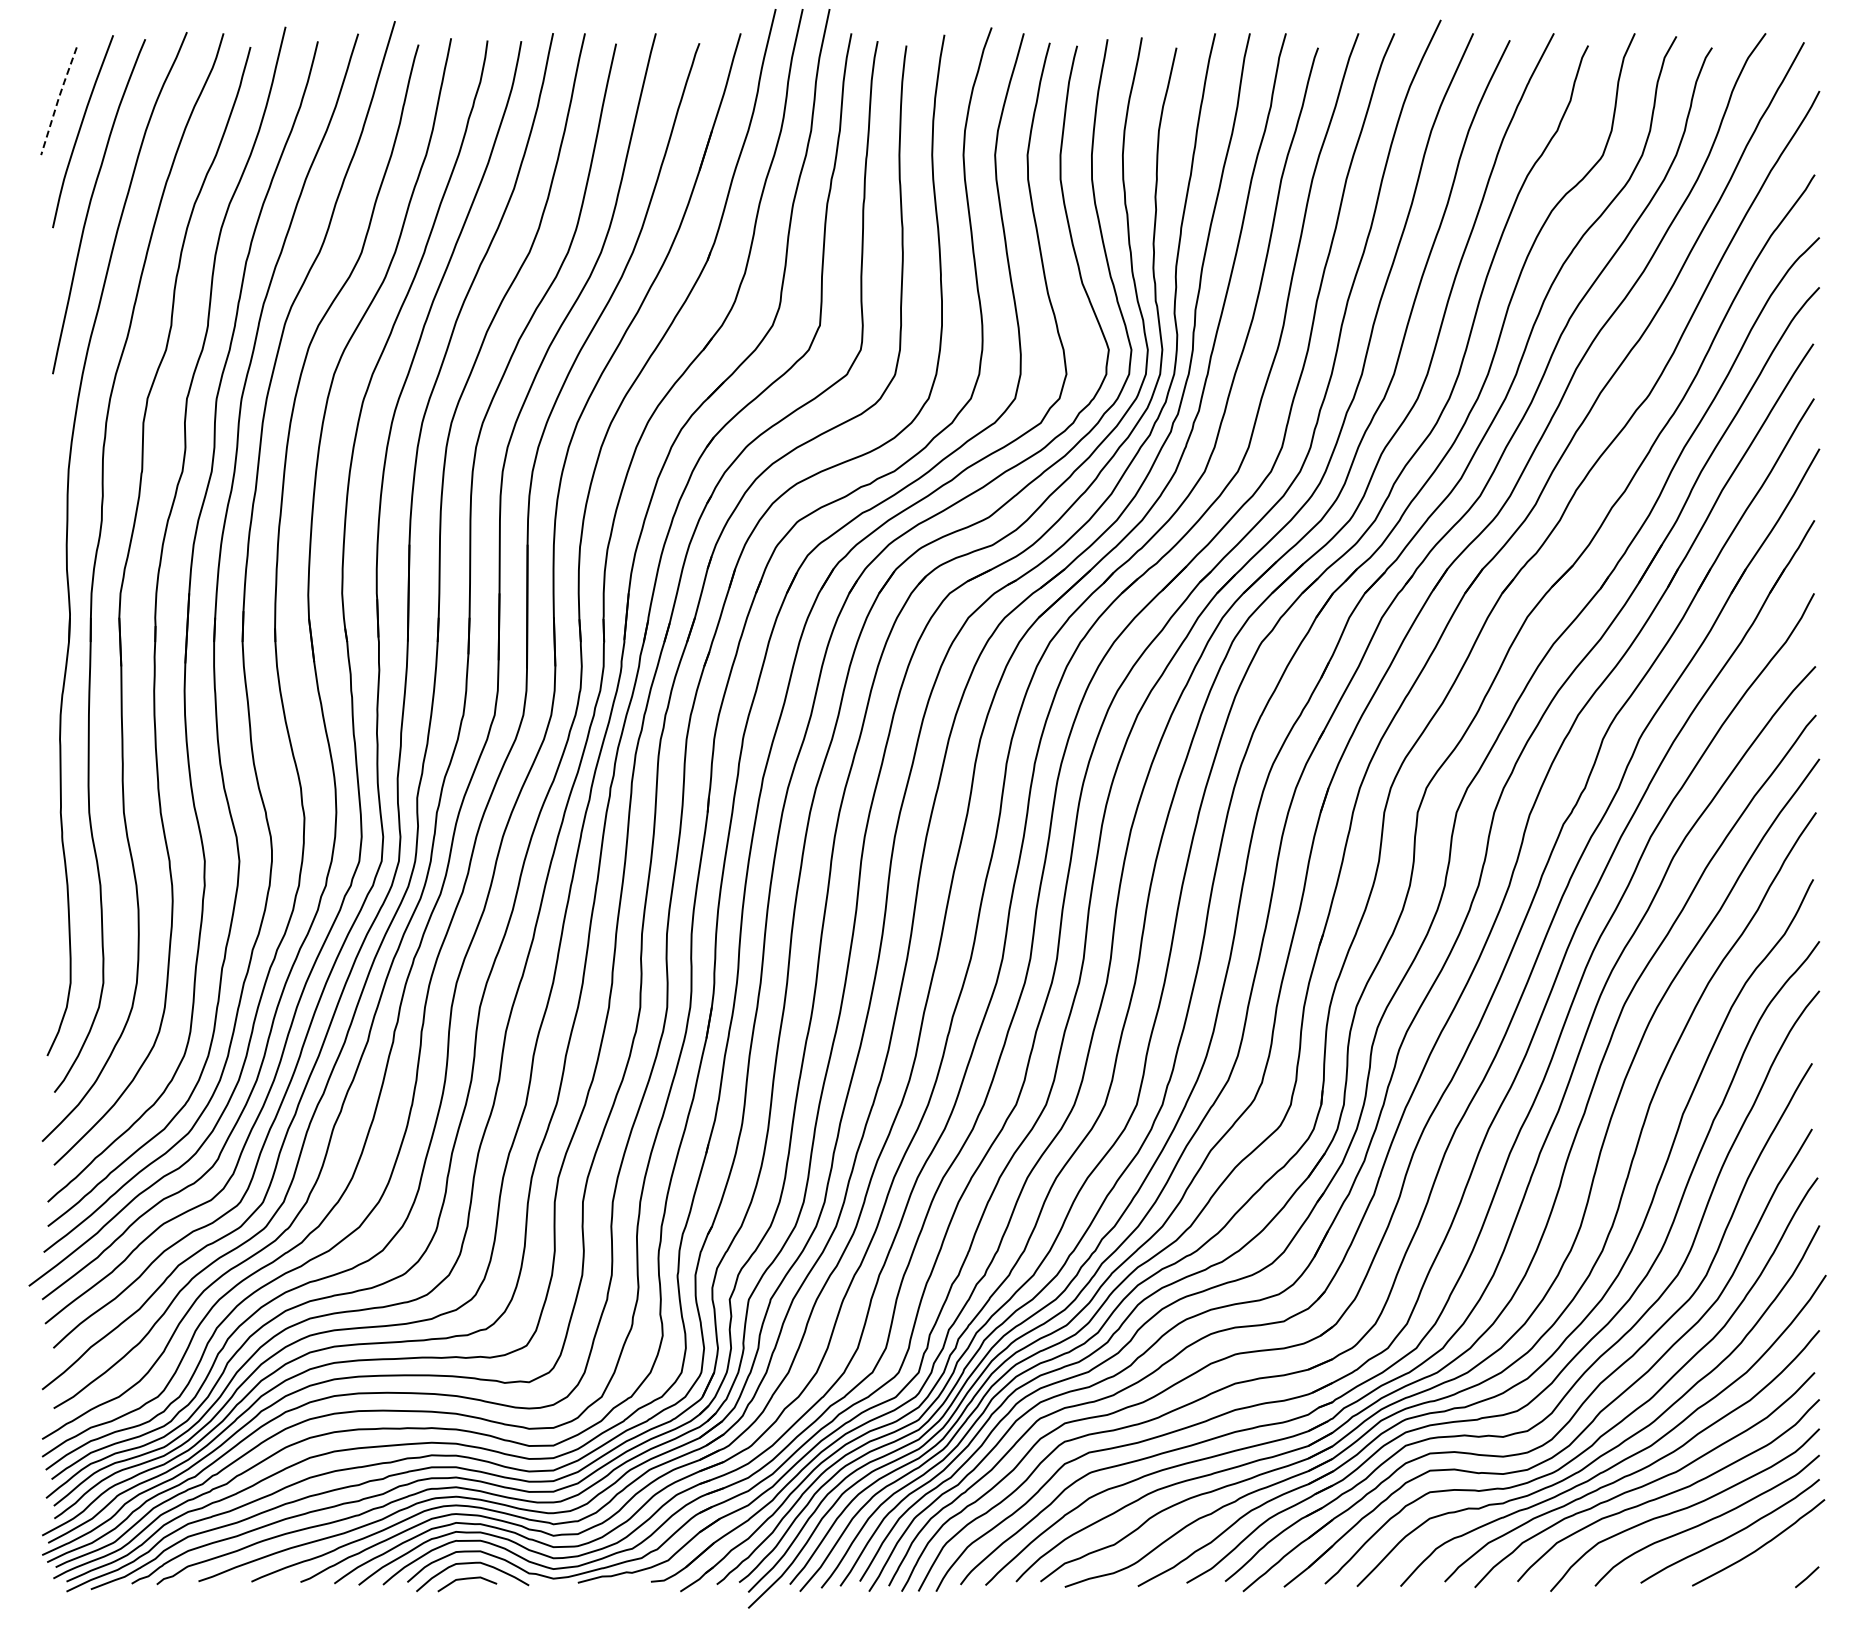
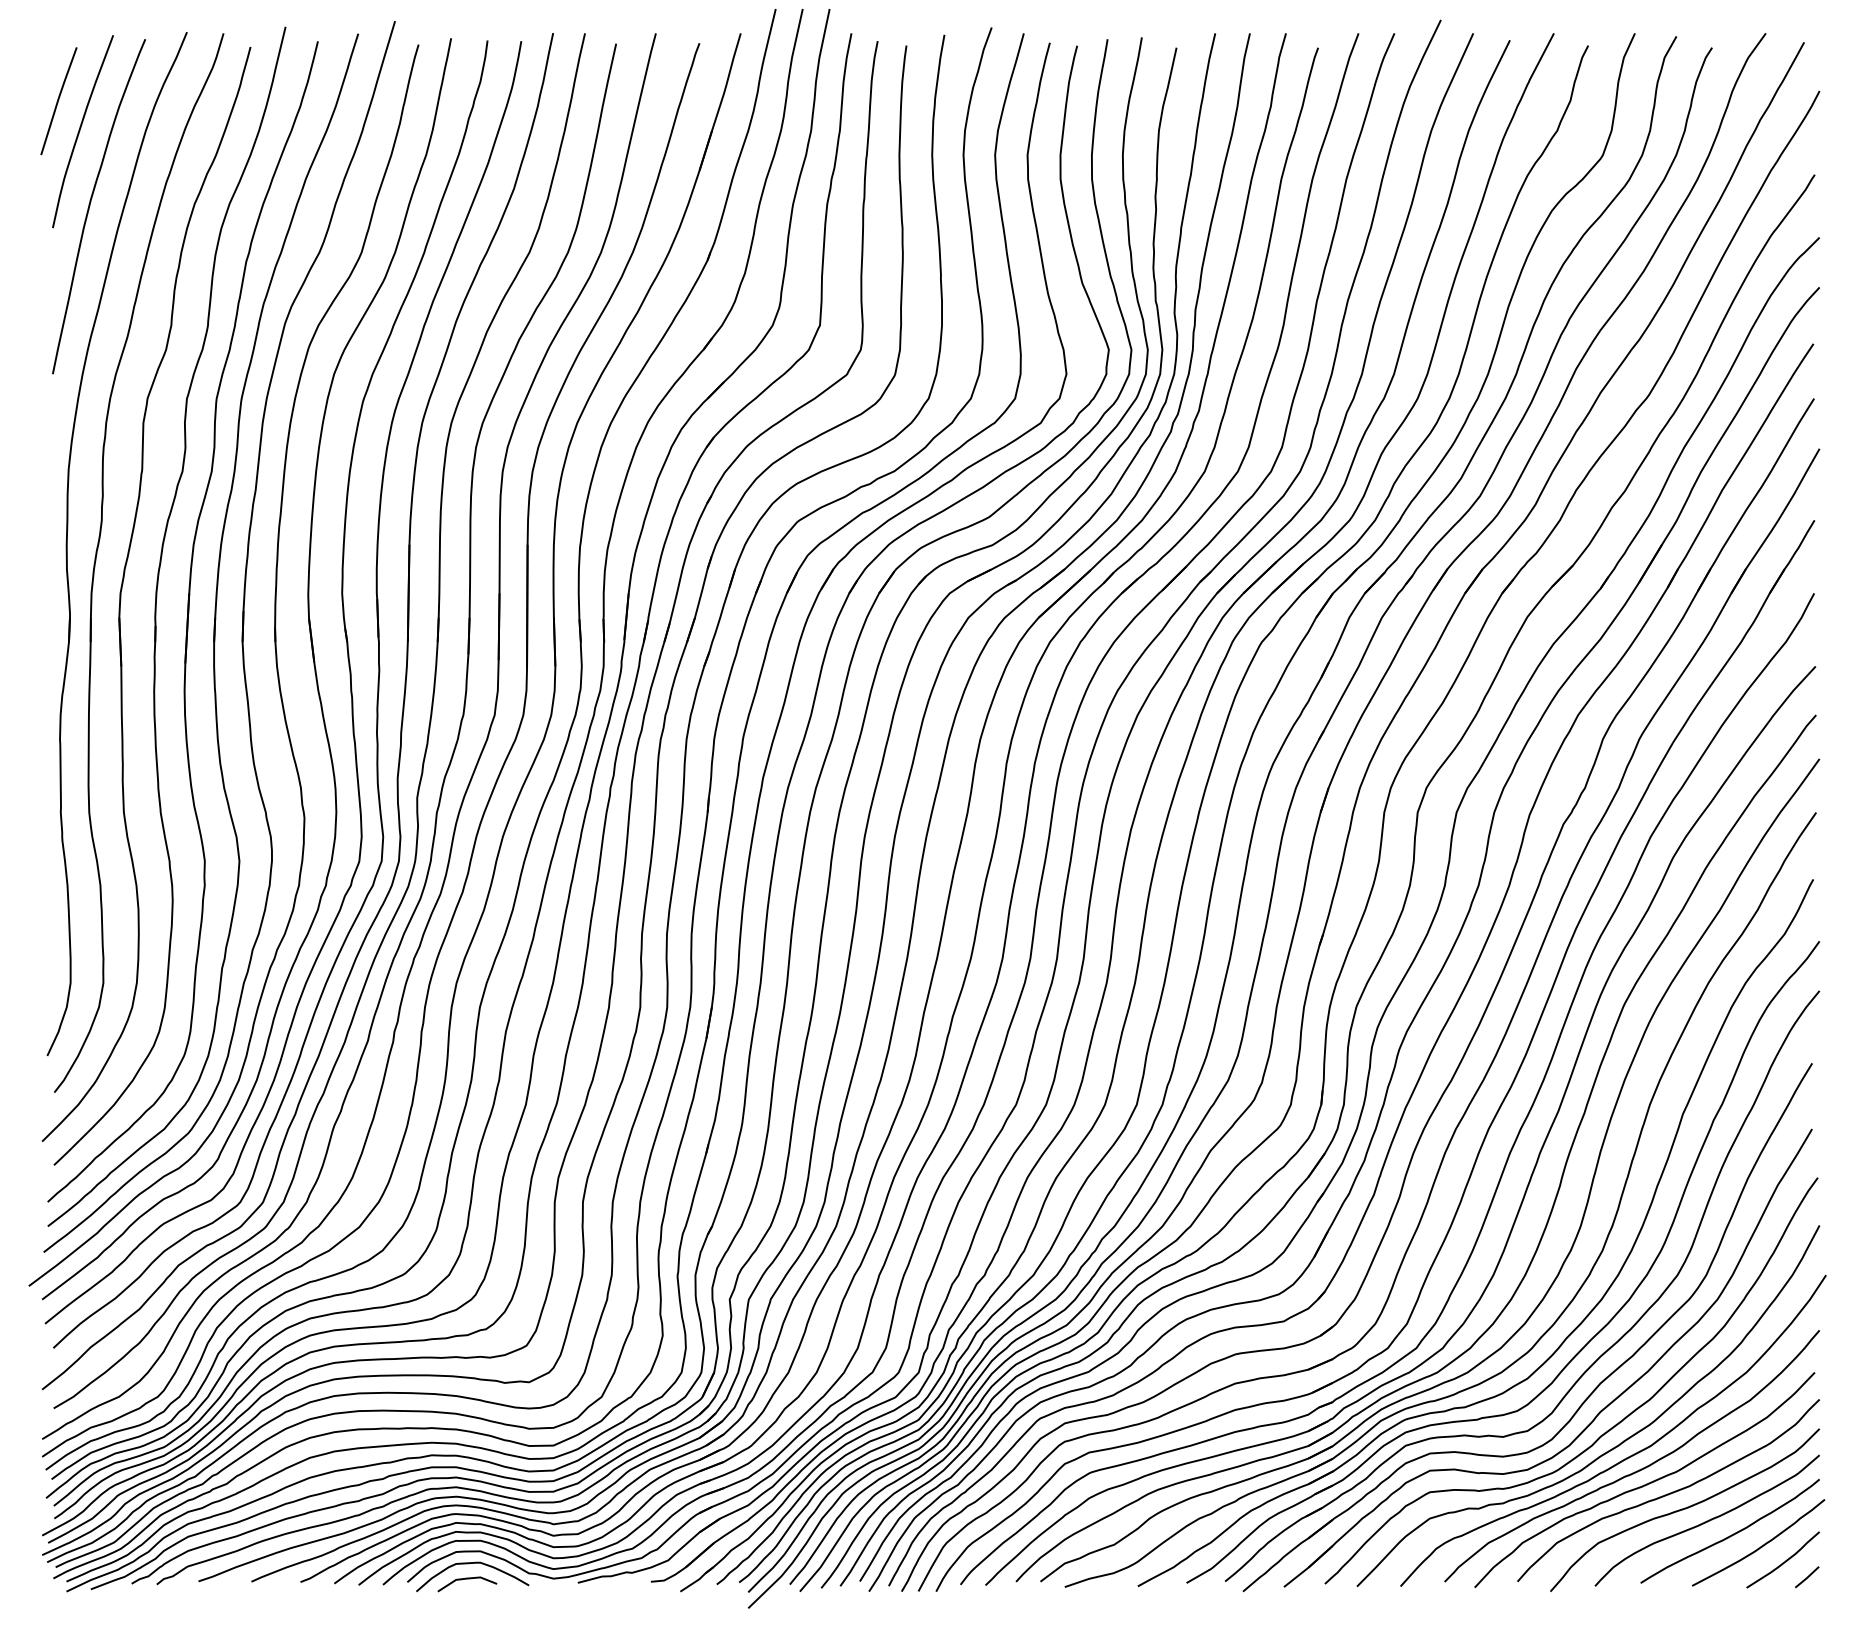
line: dashed -> solid (58, 100)
curve: none -> present (1784, 1561)
